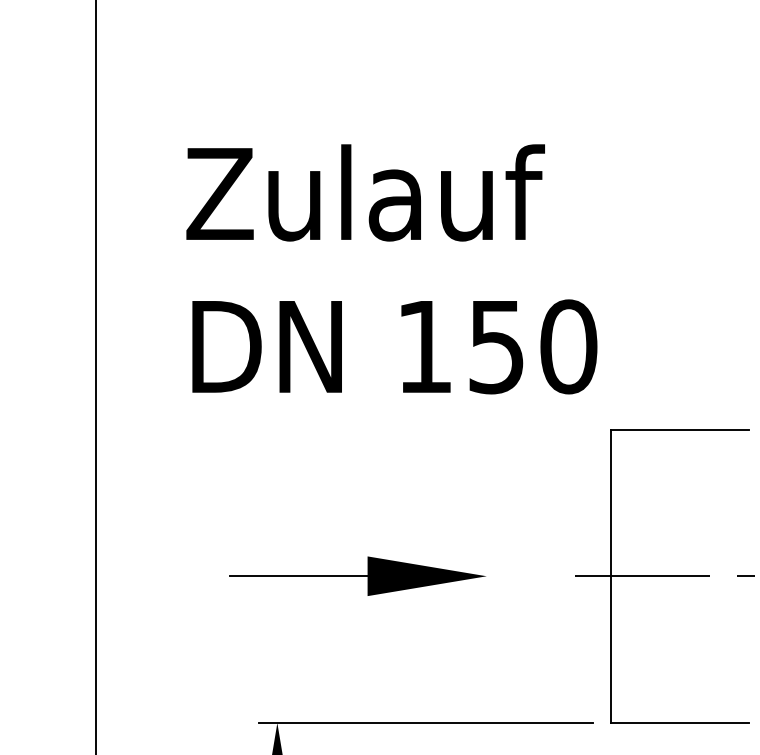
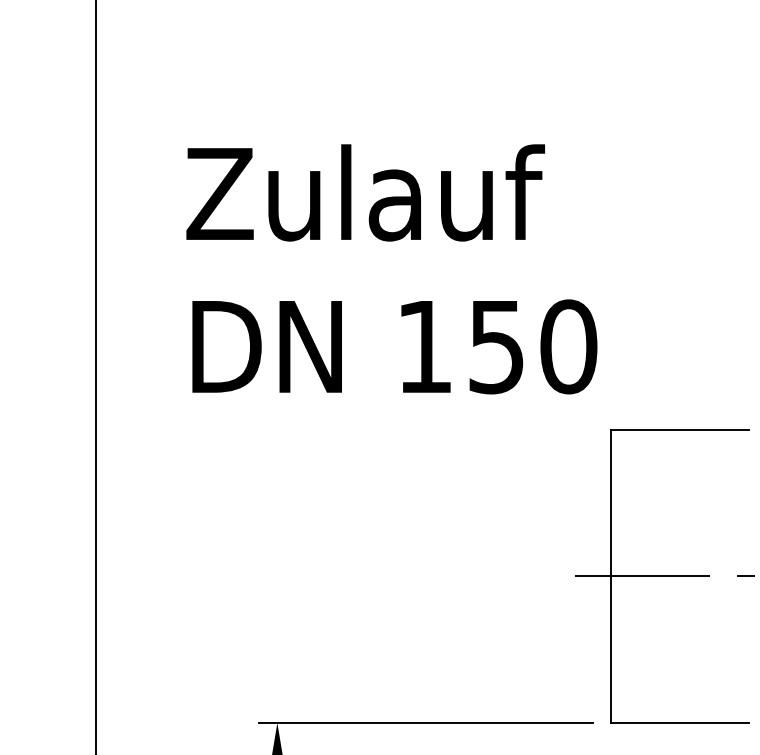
part: present -> none (357, 575)
